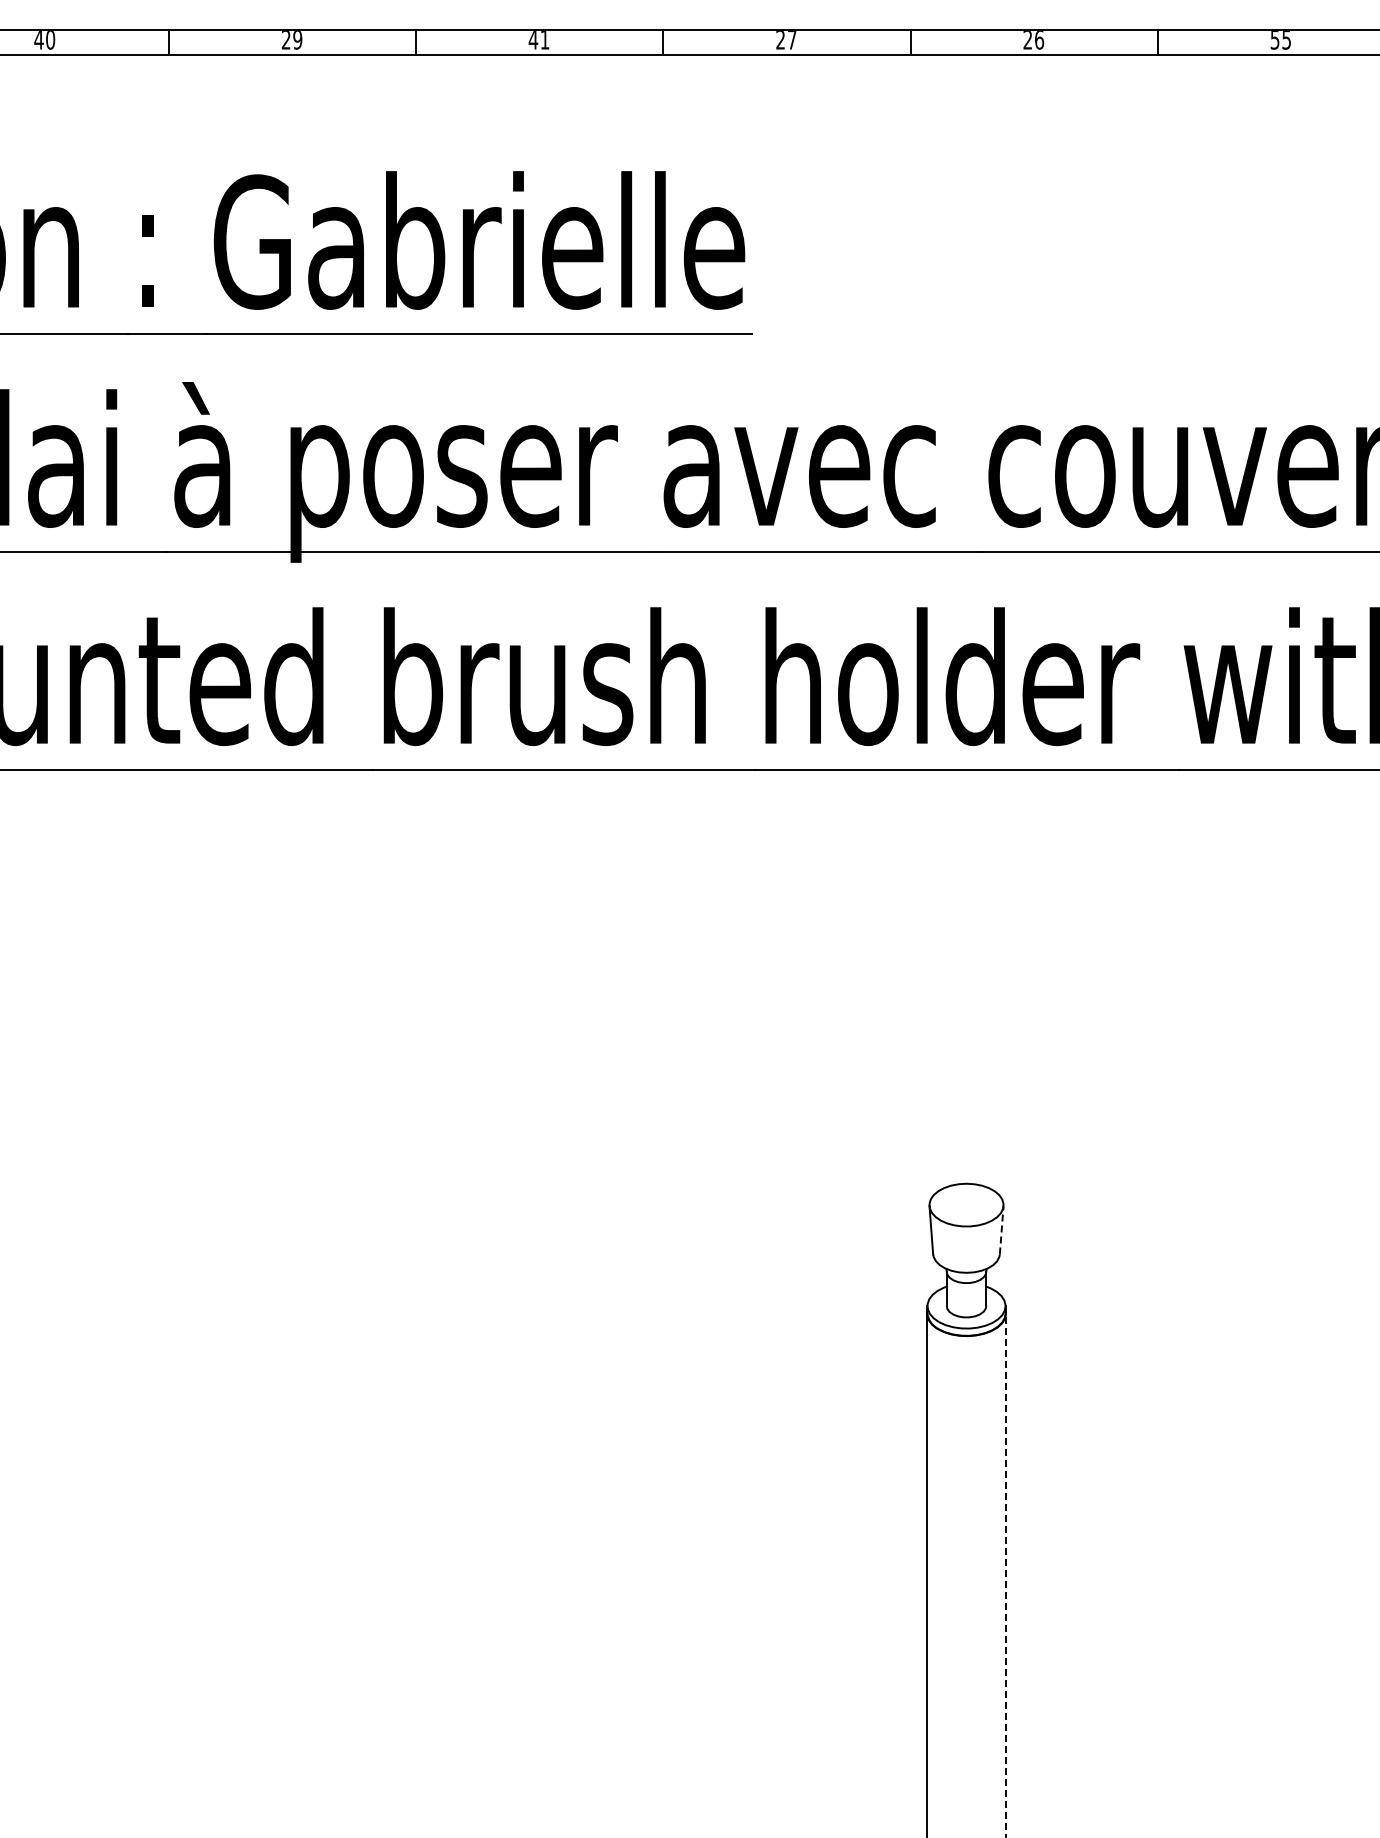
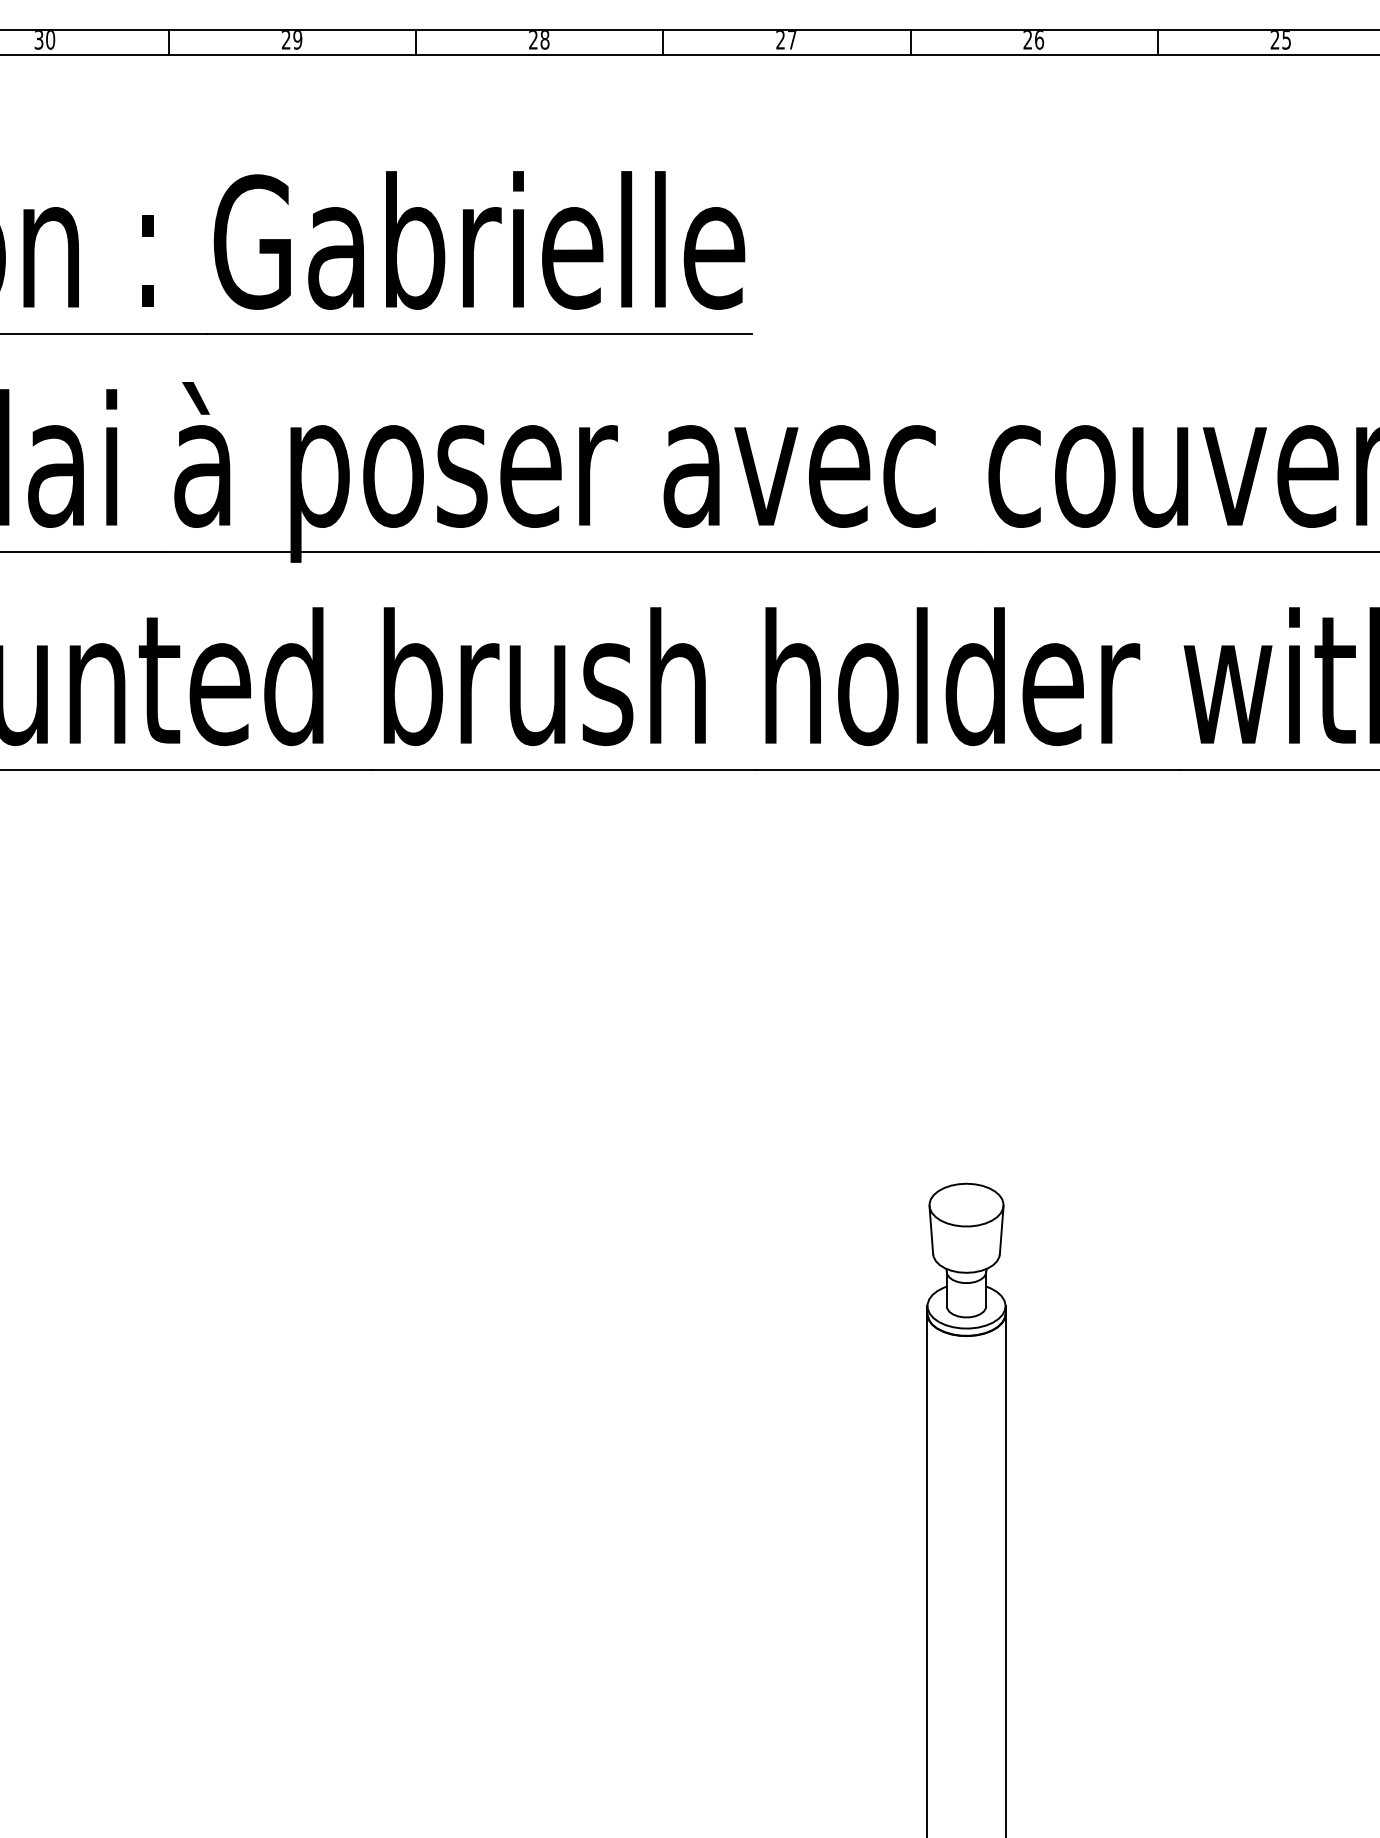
text: 40 -> 30 (38, 40)
text: 41 -> 28 (538, 40)
text: 55 -> 25 (1274, 40)
line: dashed -> solid (1001, 1229)
line: dashed -> solid (1006, 1575)
